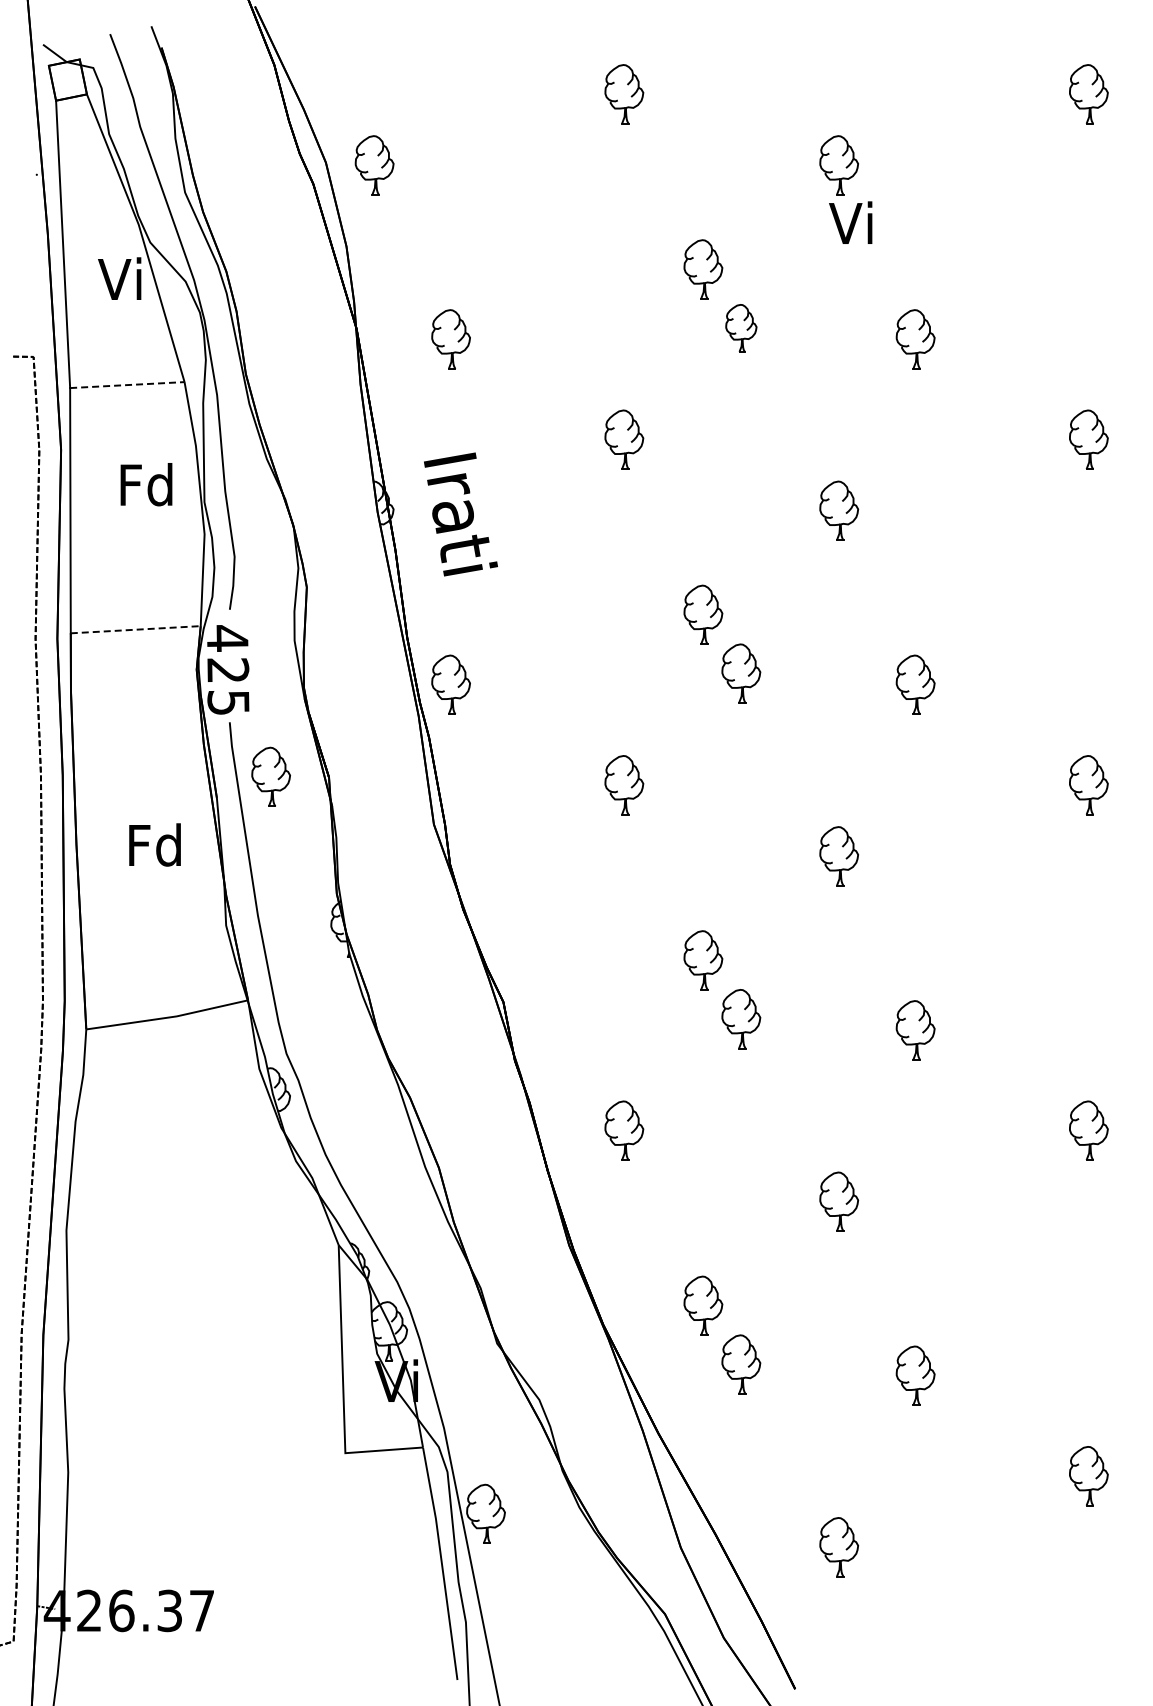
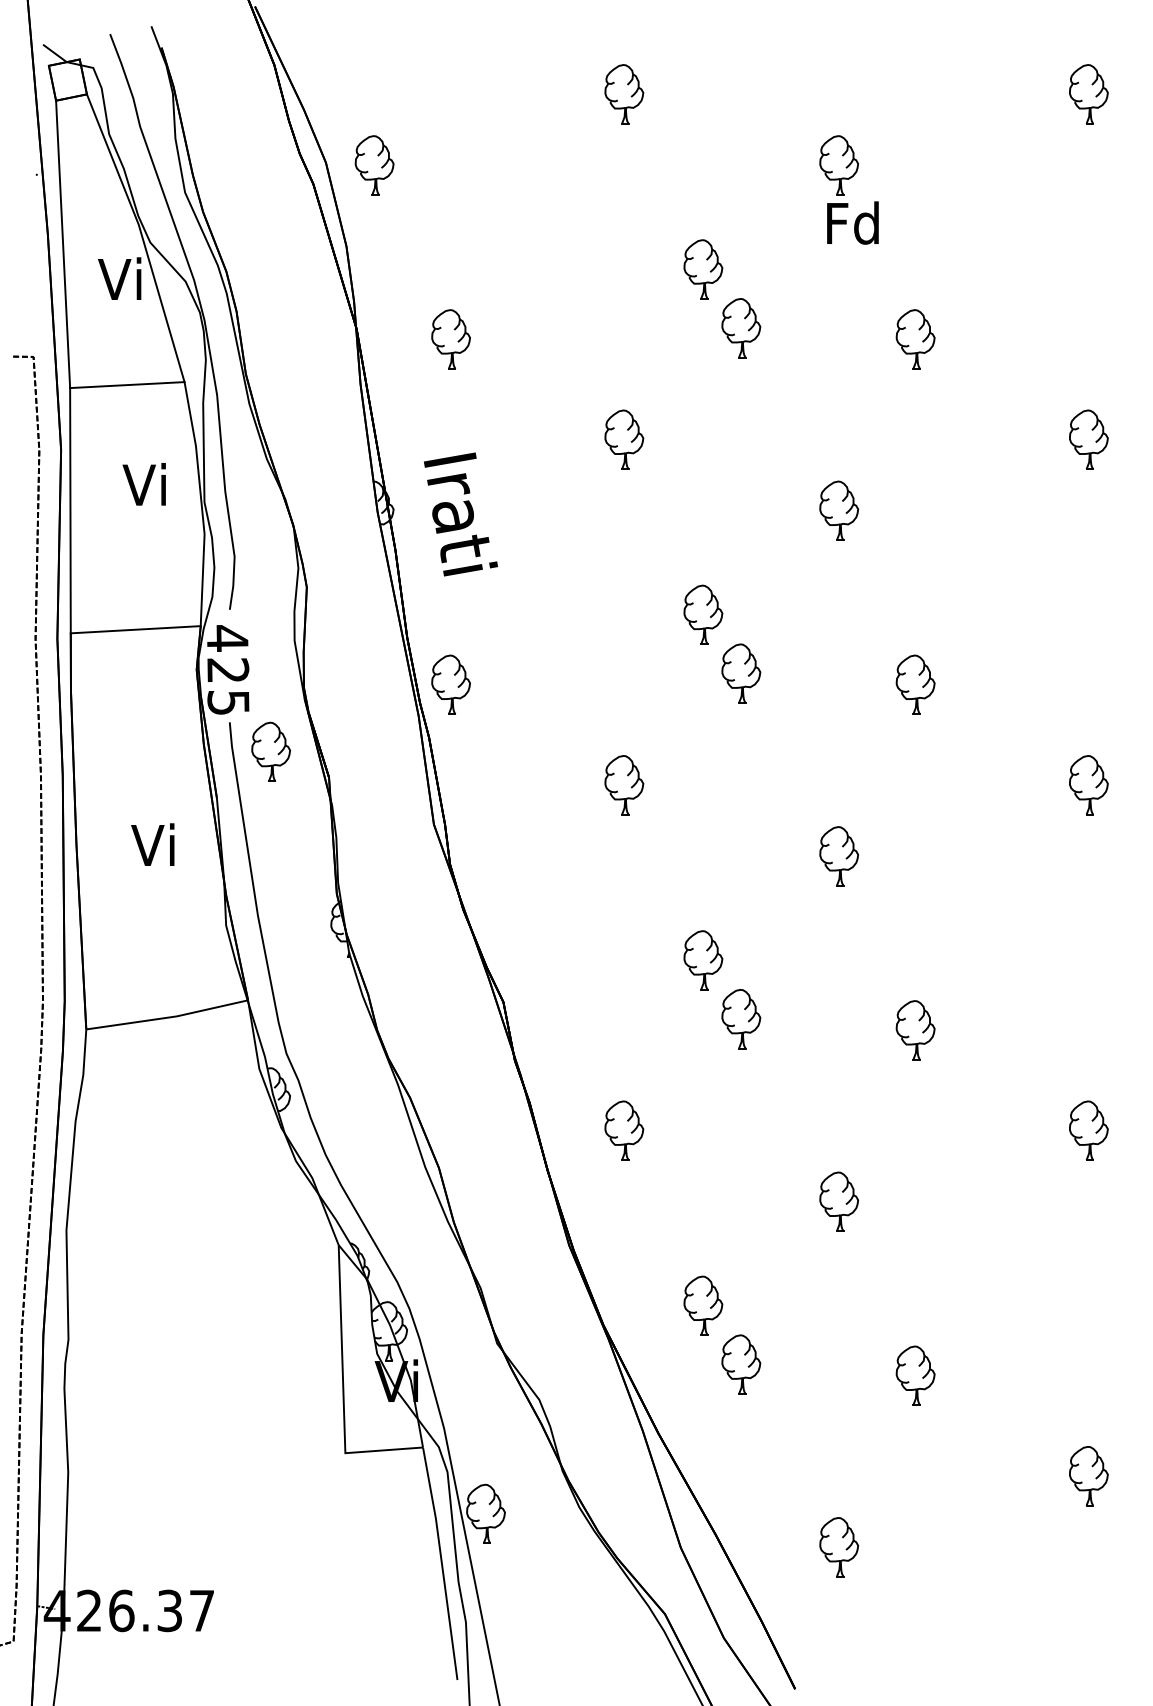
text: Vi -> Fd (852, 222)
part size: 33x49 px -> 41x61 px (741, 328)
line: dashed -> solid (127, 385)
text: Fd -> Vi (146, 484)
line: dashed -> solid (136, 629)
part position: (270, 776) -> (270, 751) (270, 751)
text: Fd -> Vi (154, 844)
